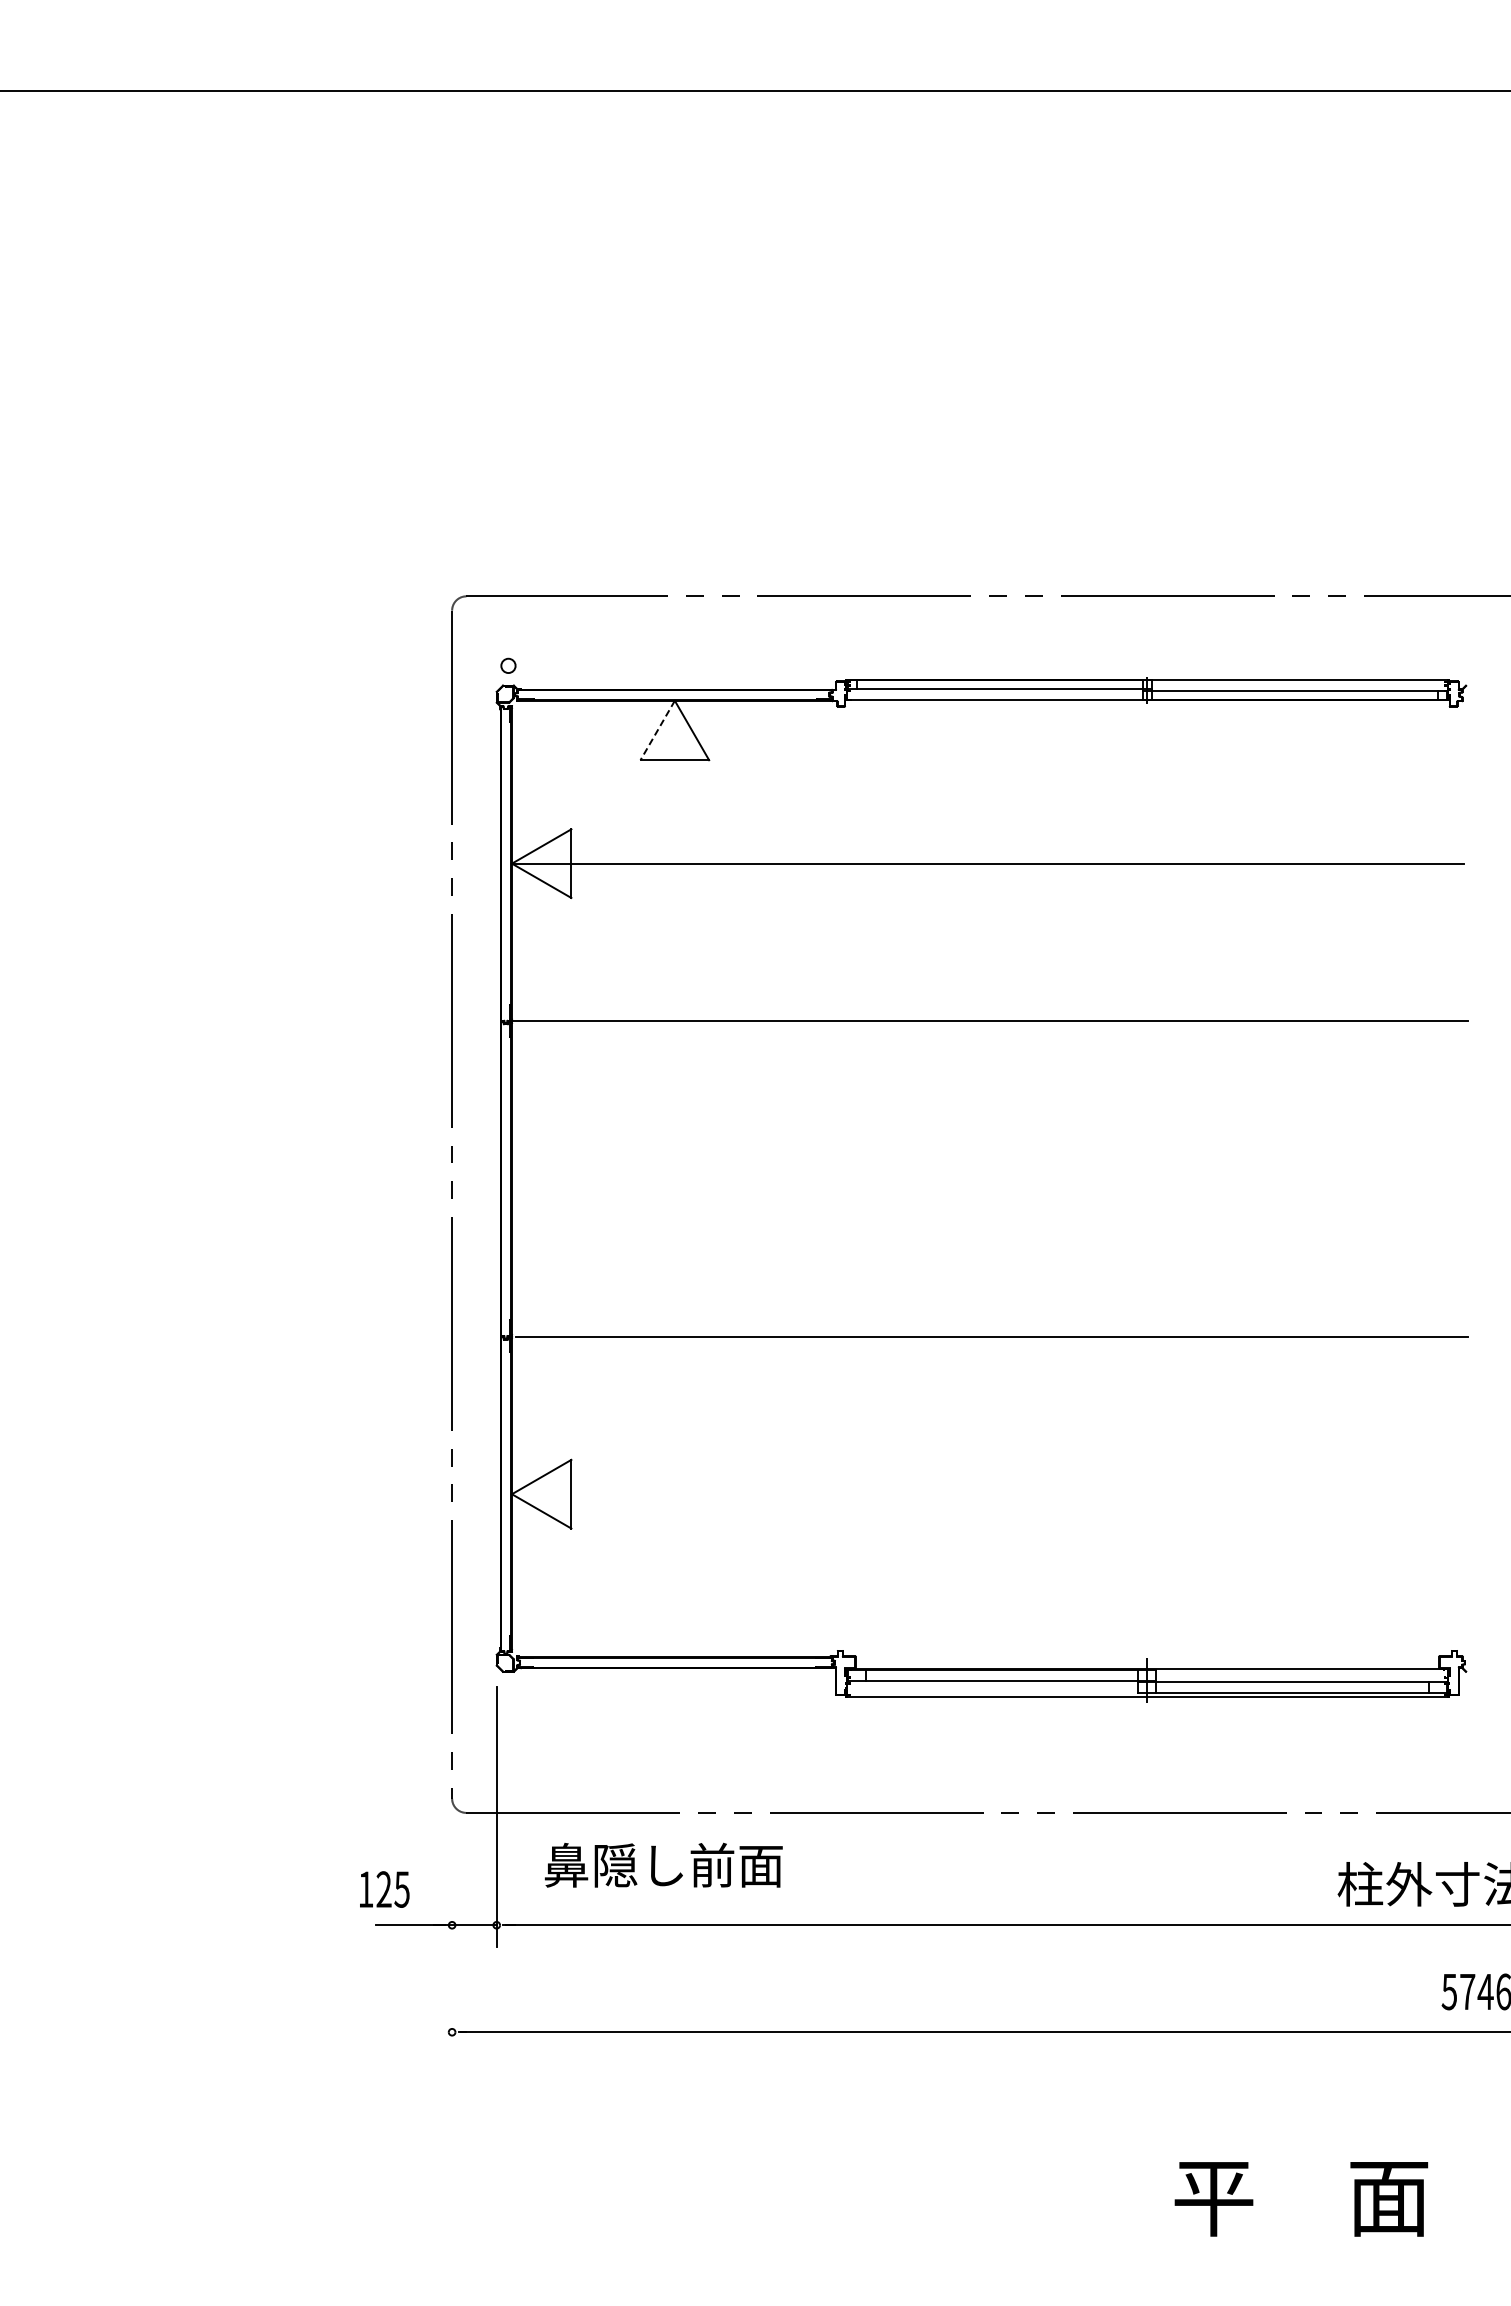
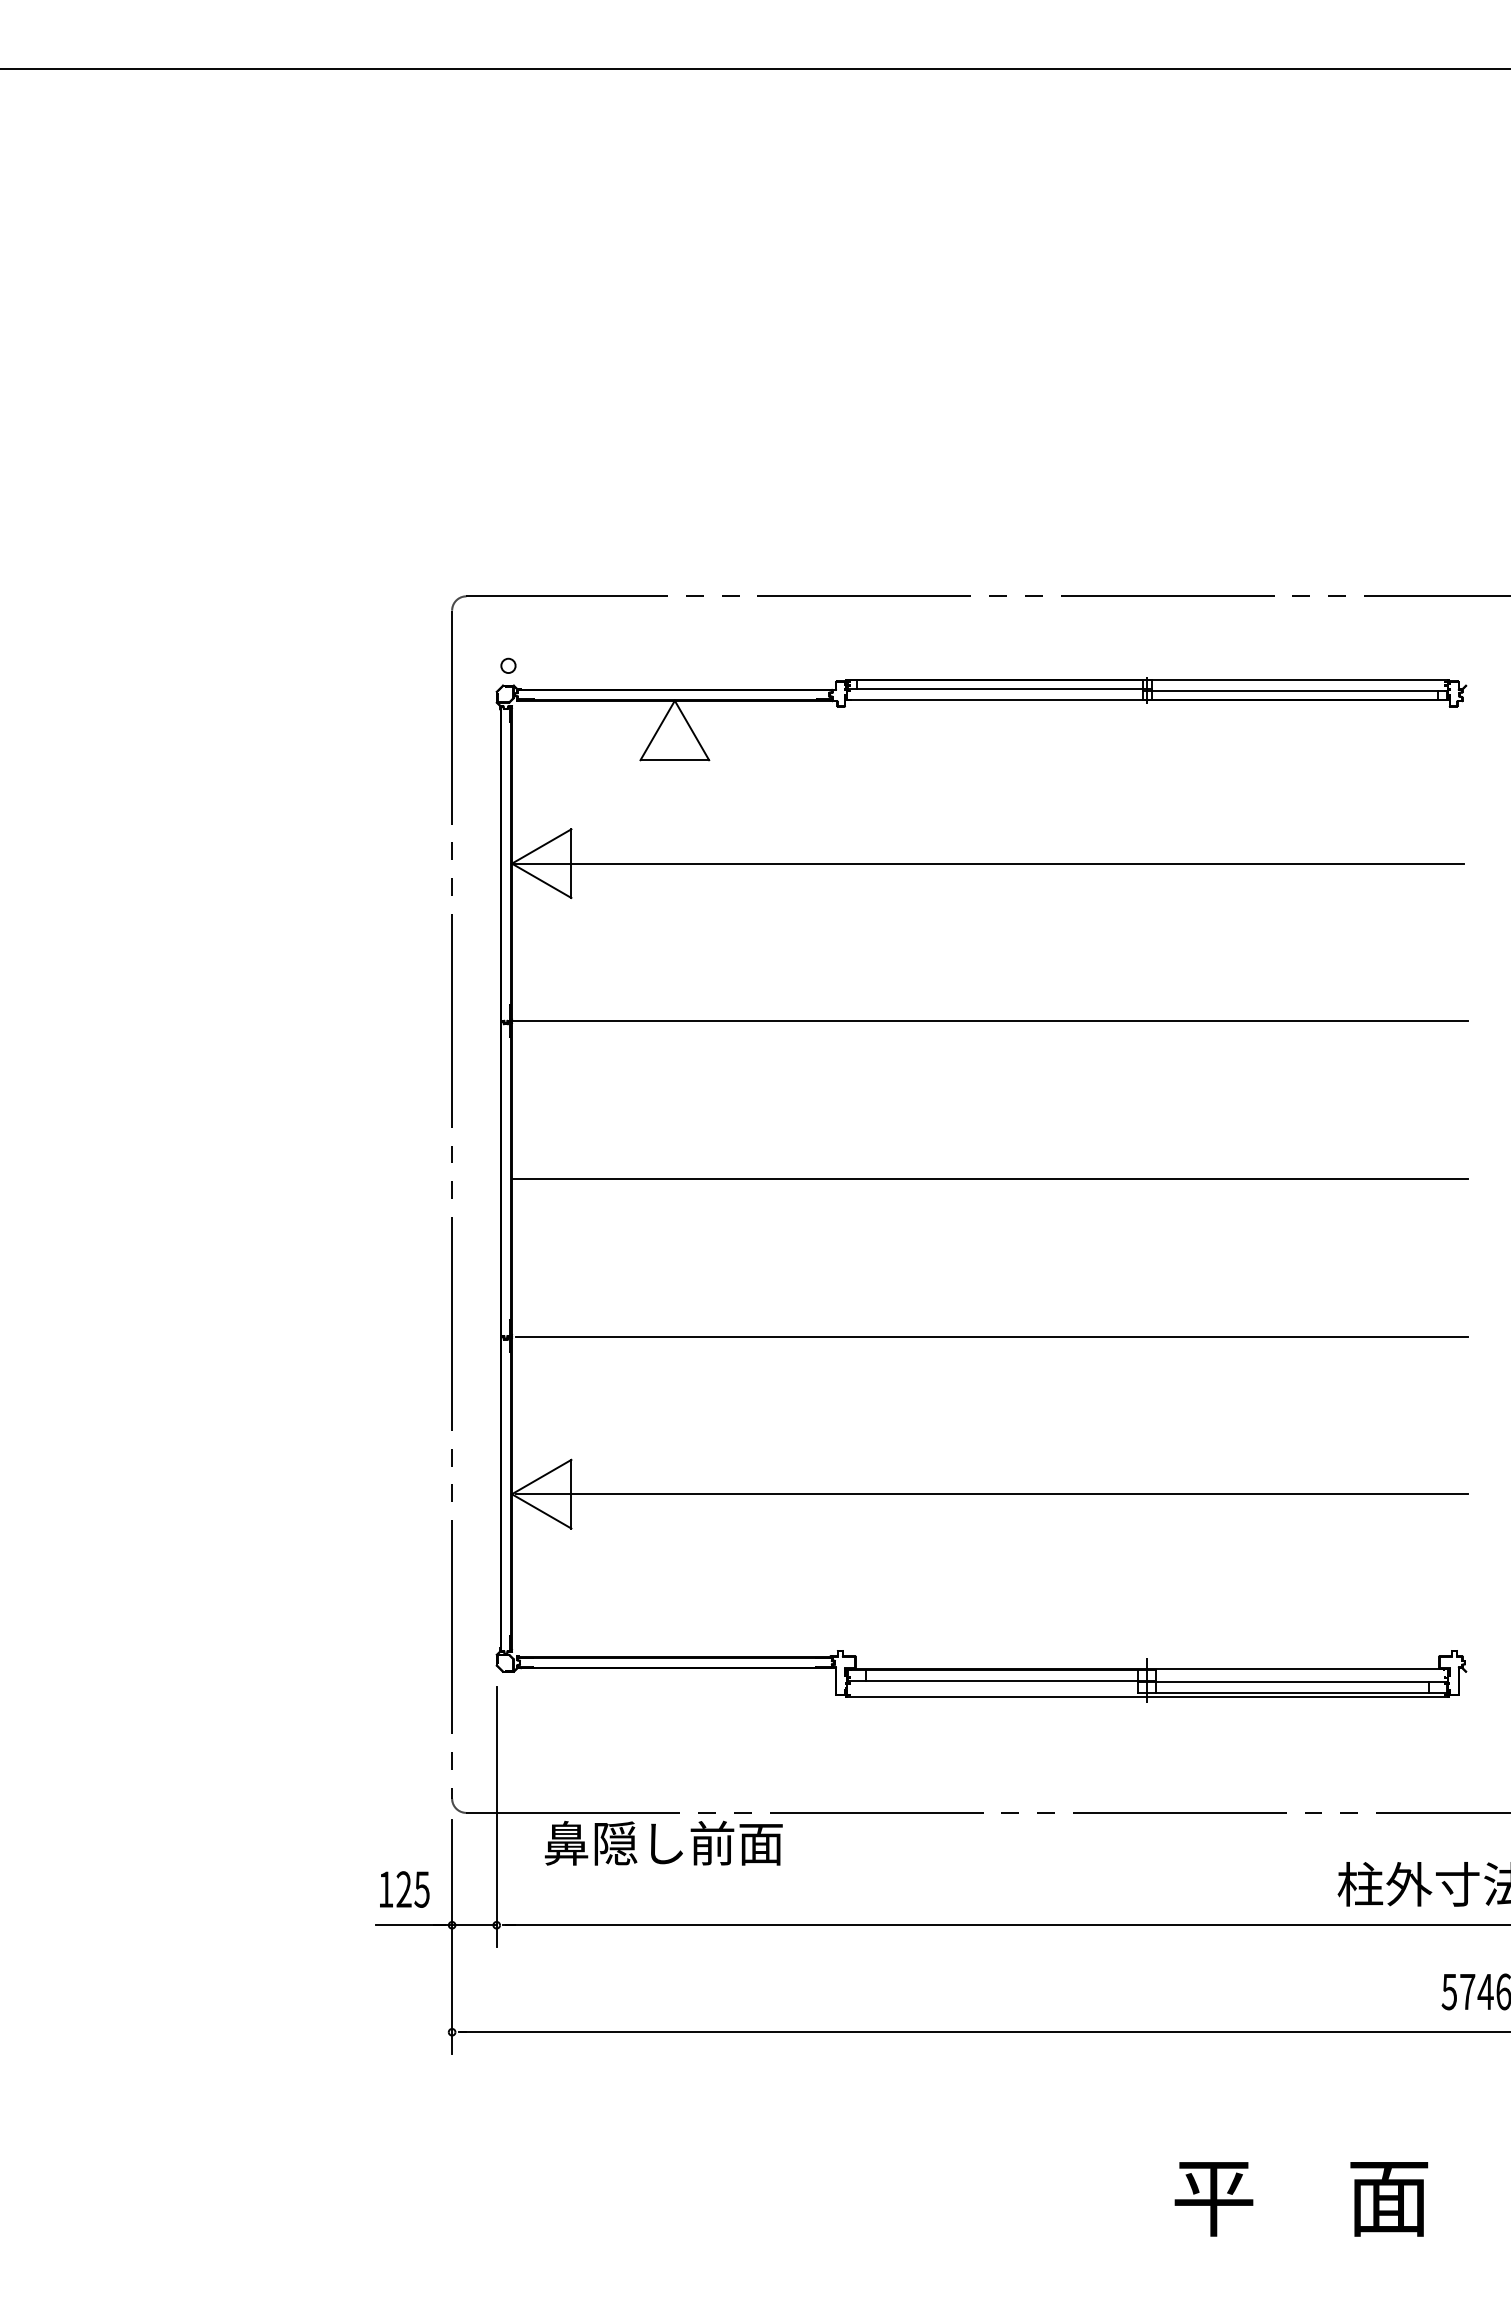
line position: (754, 91) -> (754, 69) (754, 69)
line: dashed -> solid (657, 730)
line: none -> present (989, 1178)
line: none -> present (992, 1494)
text position: (663, 1864) -> (663, 1842) (663, 1842)
text position: (384, 1889) -> (404, 1889) (404, 1889)
line: none -> present (452, 1936)
